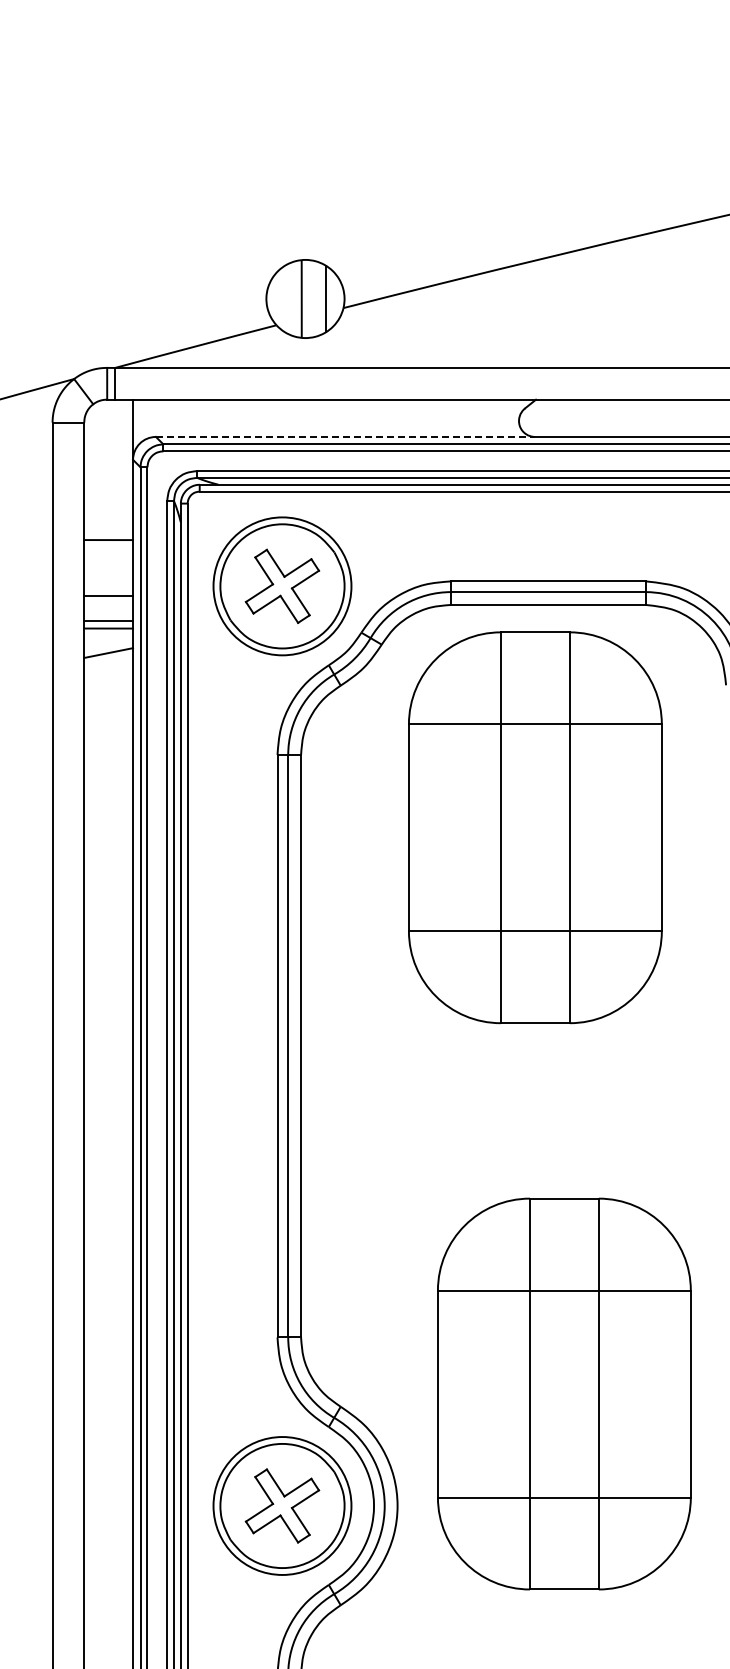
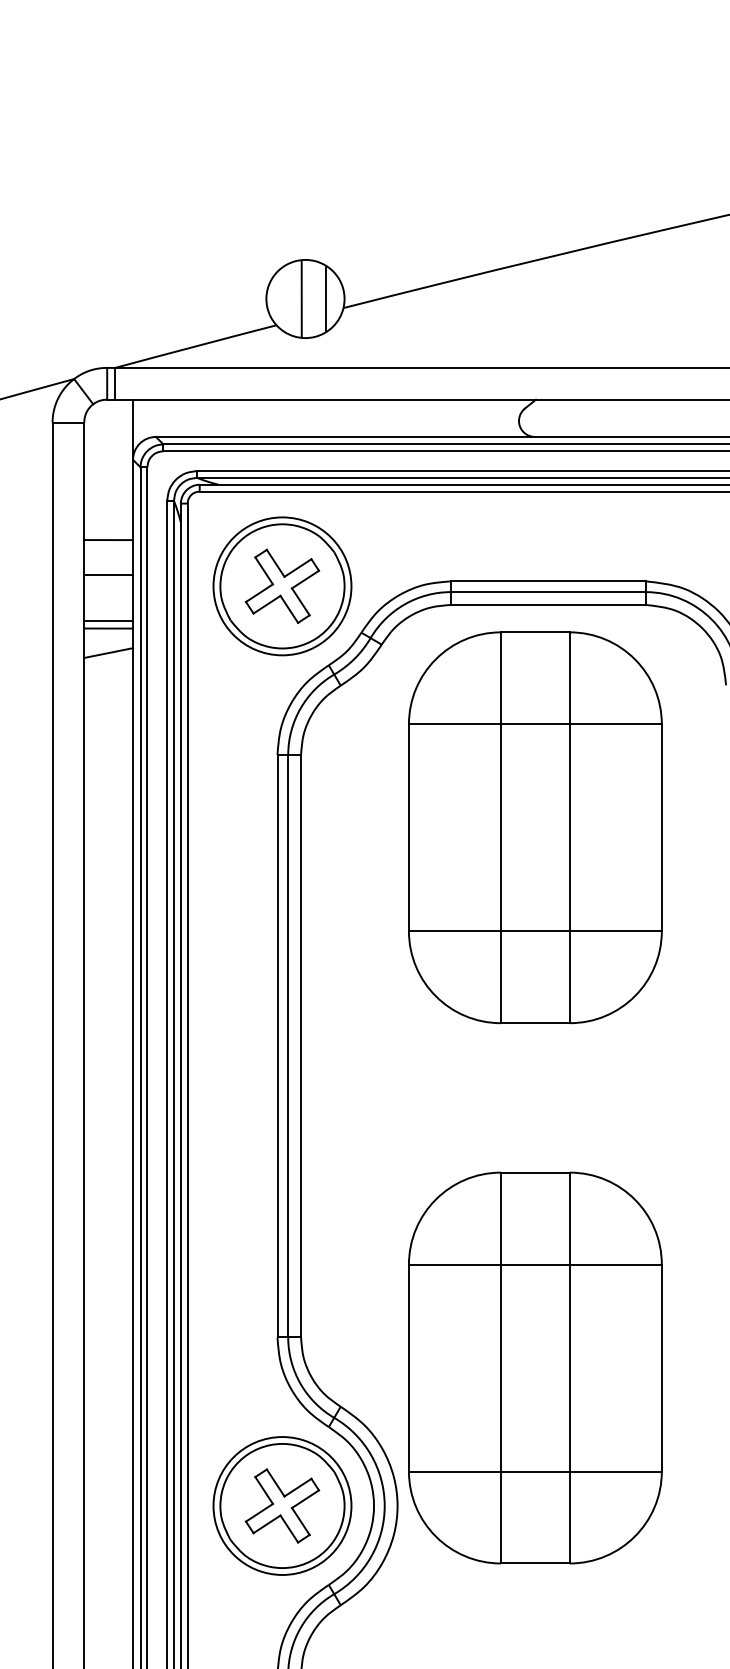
line: dashed -> solid (345, 436)
line position: (108, 595) -> (108, 574) (108, 574)
part position: (564, 1393) -> (535, 1367) (535, 1367)
